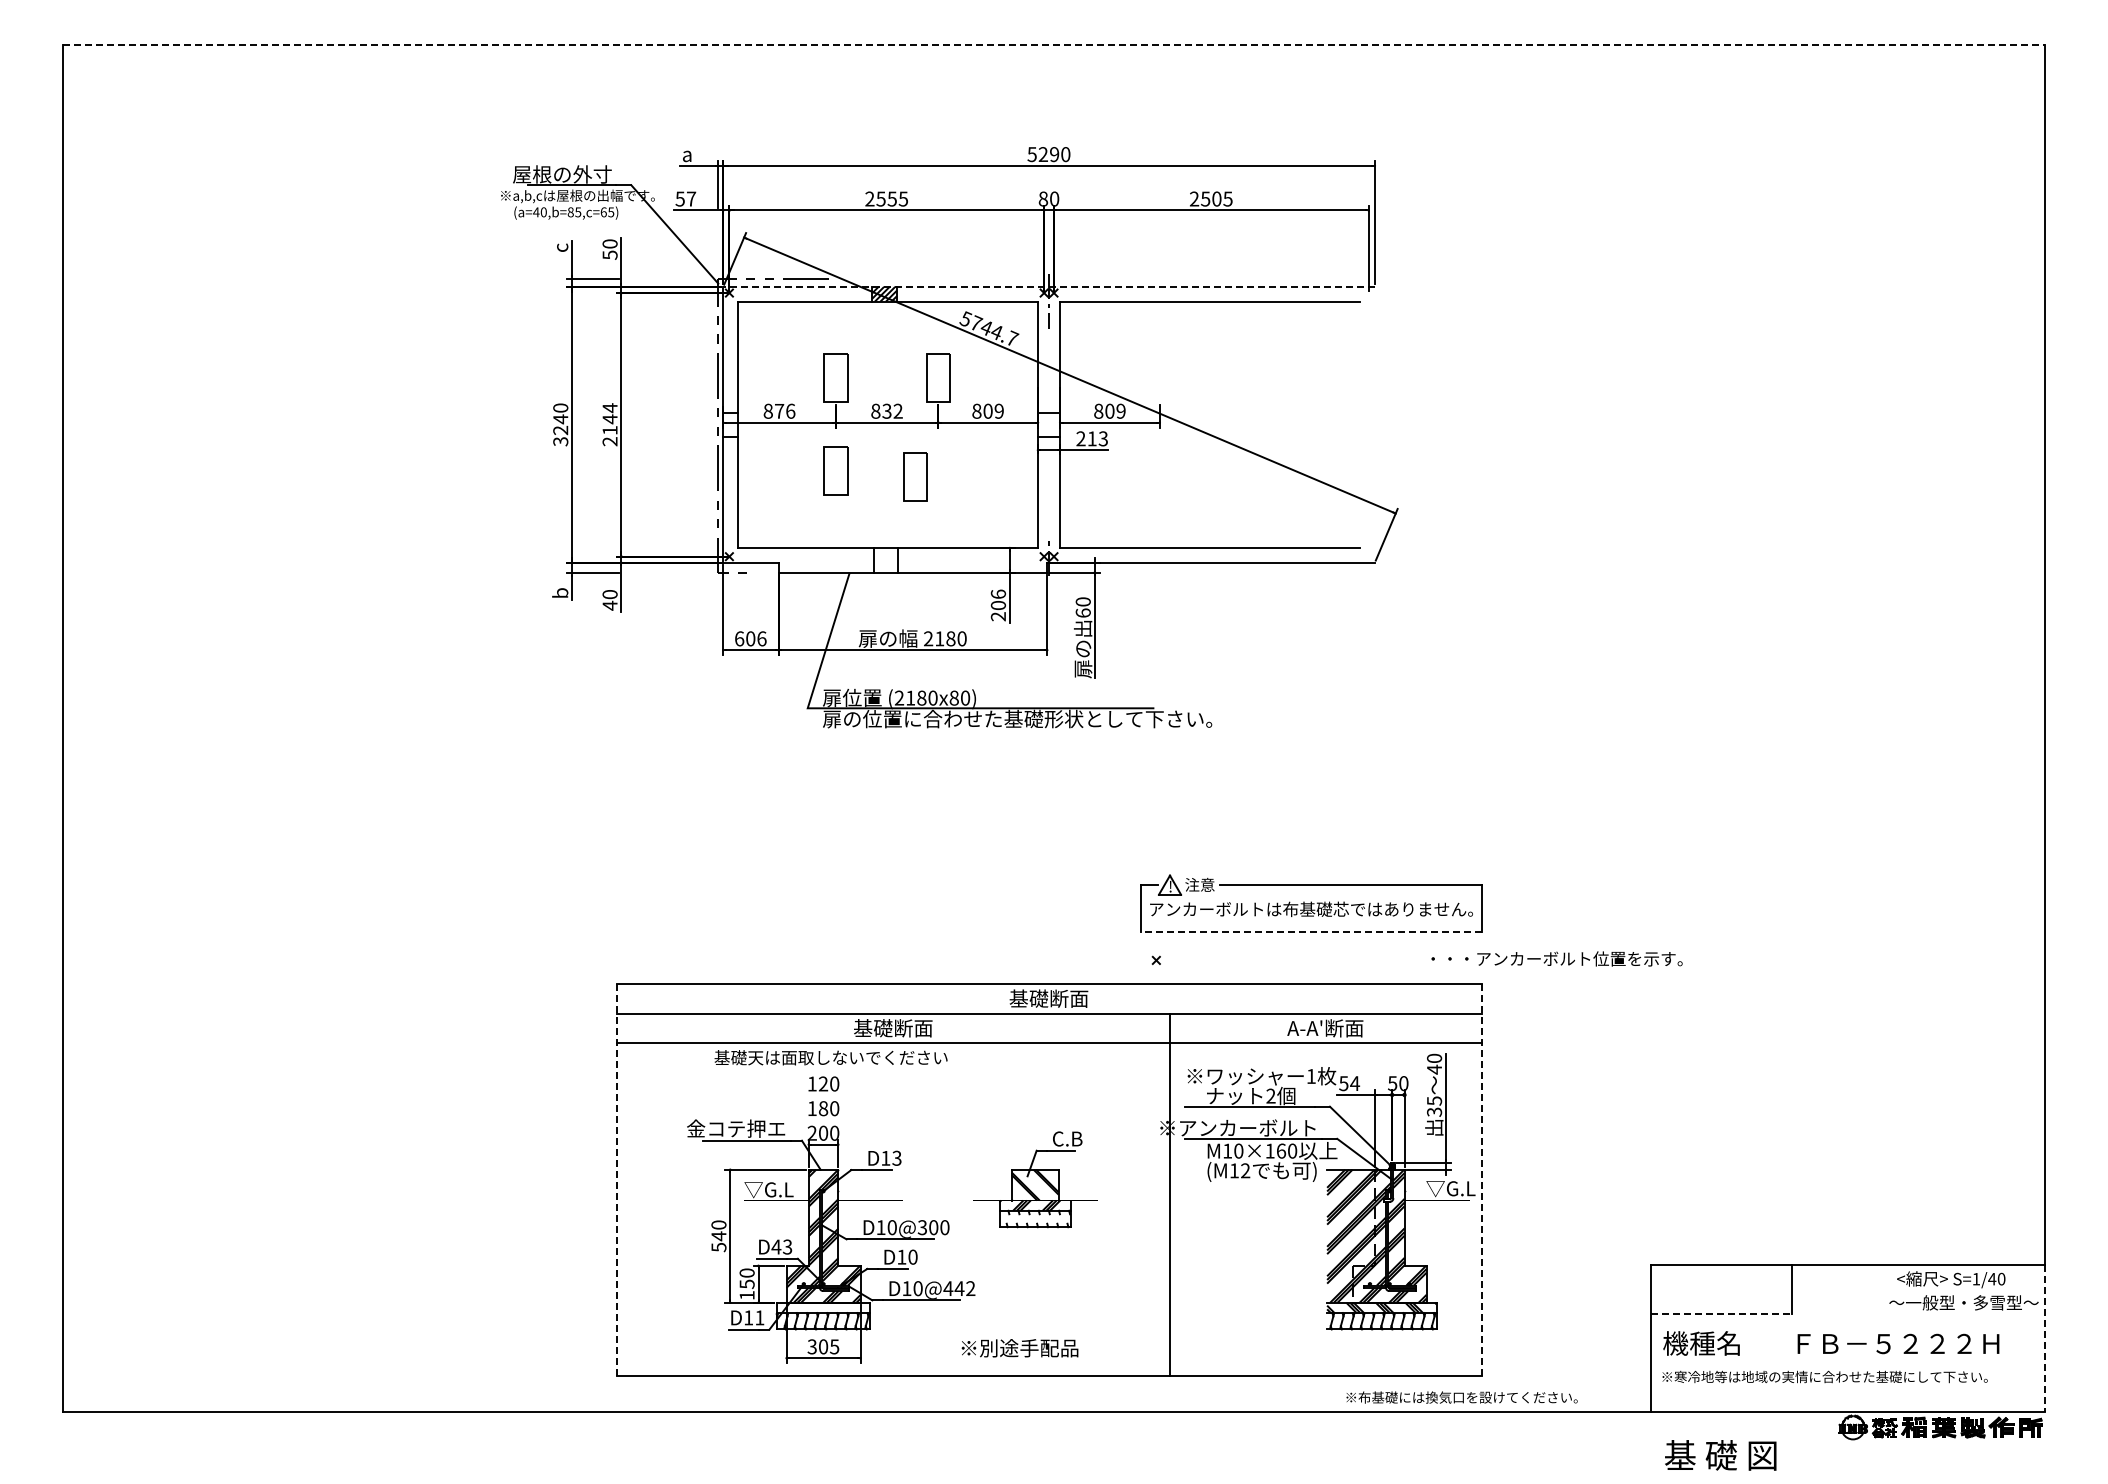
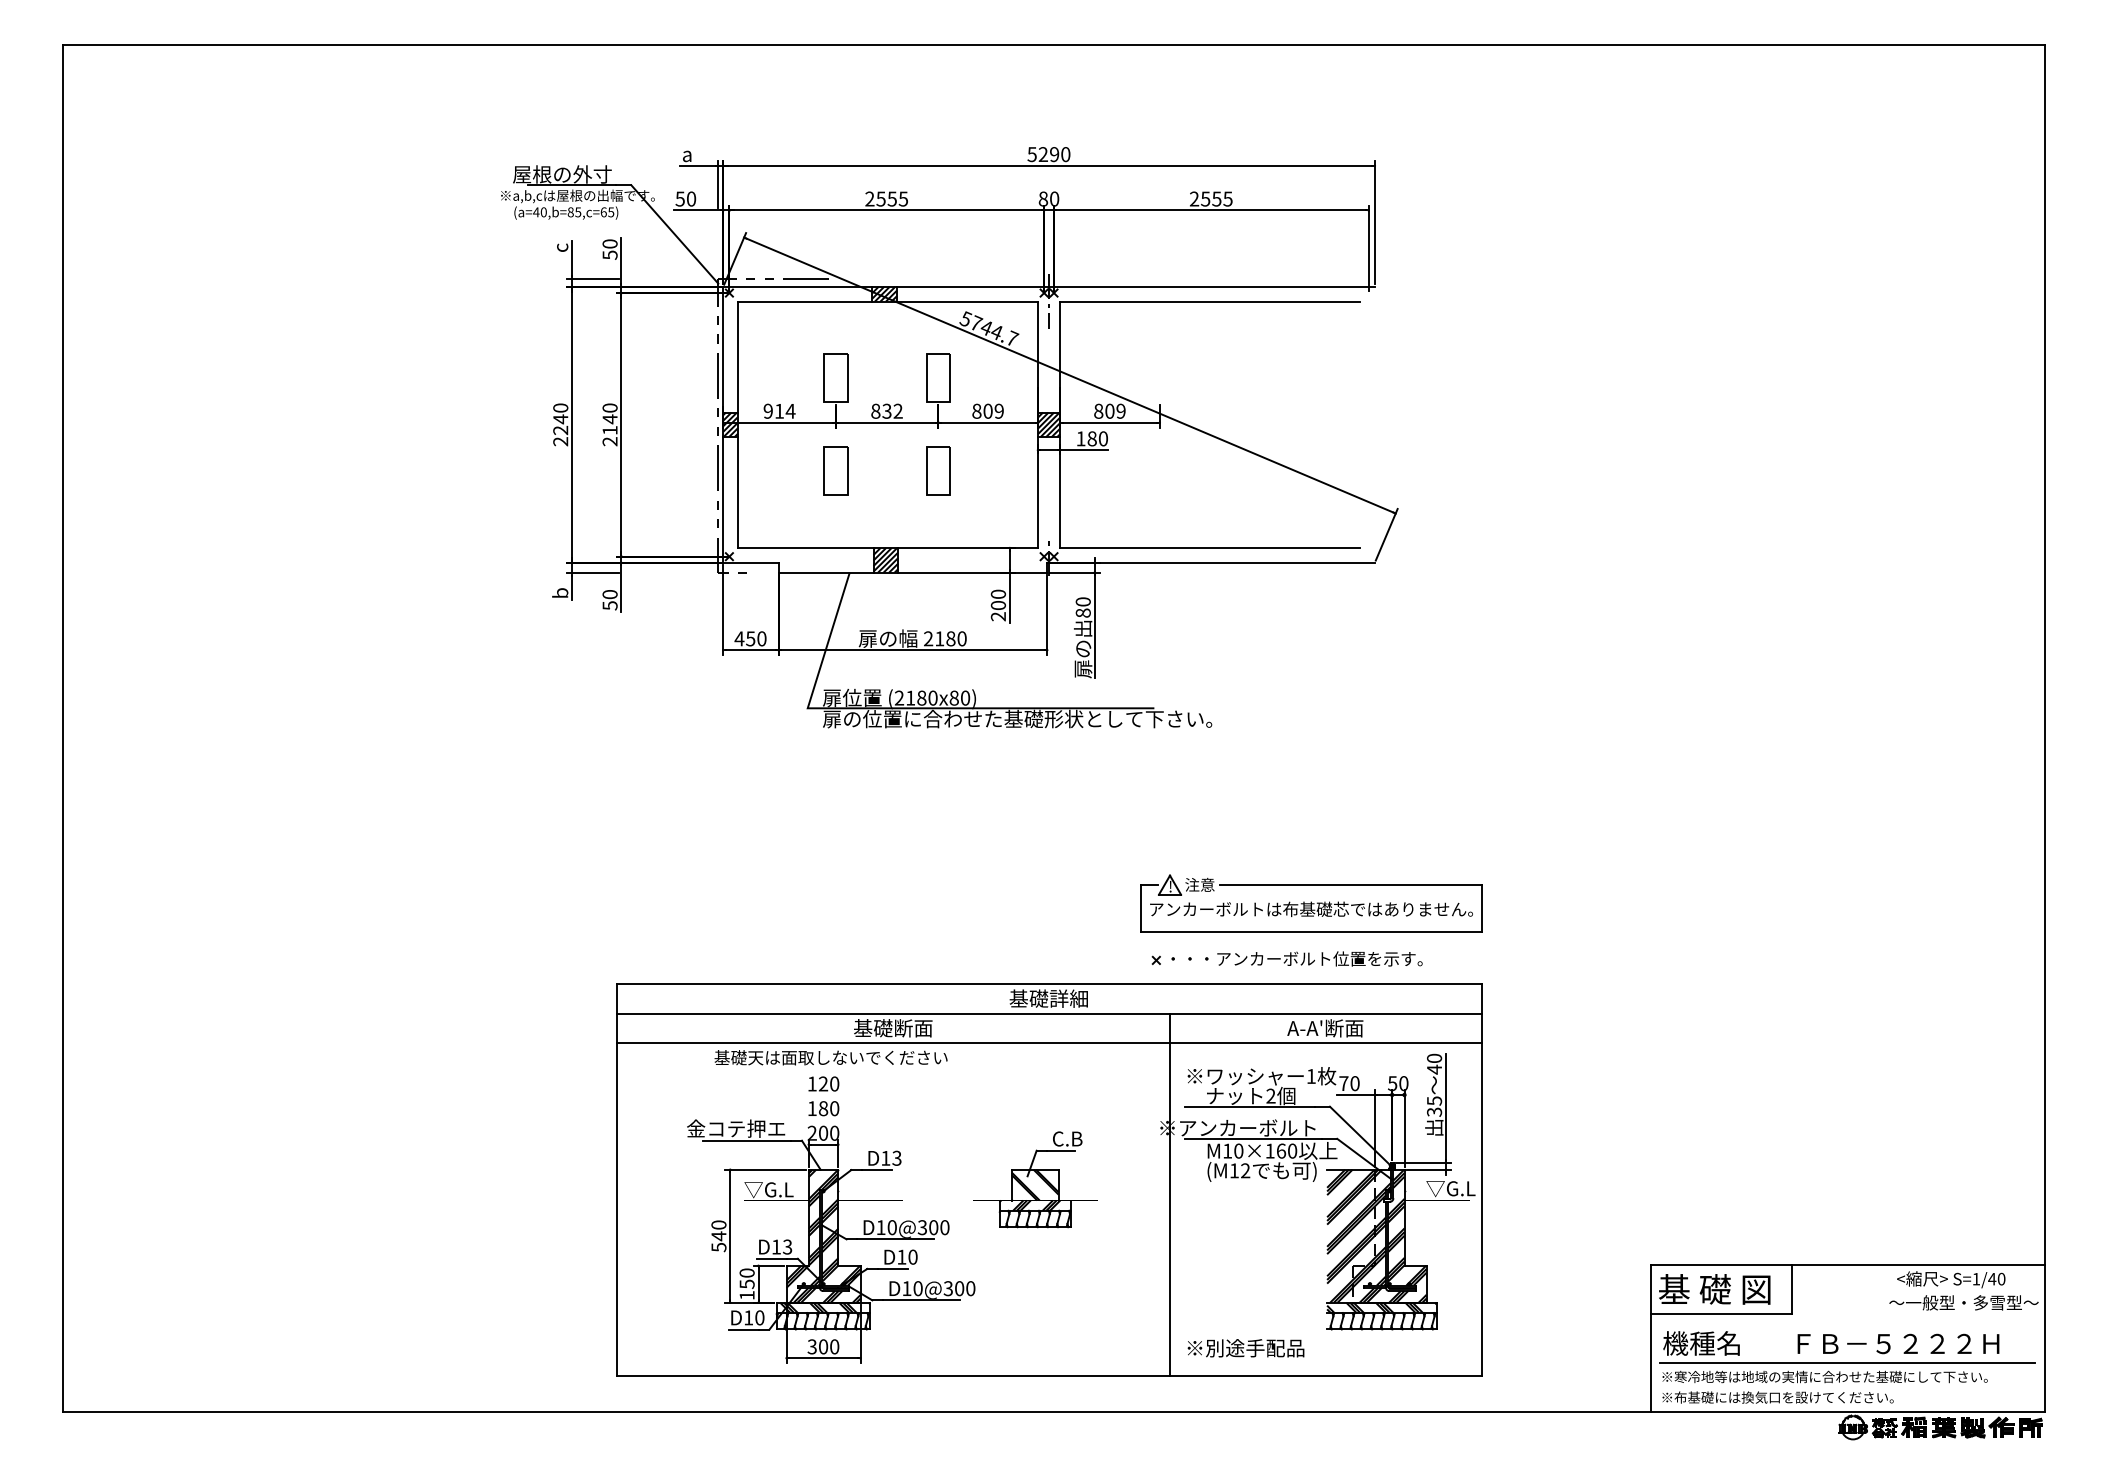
line: dashed -> solid (1054, 44)
text: 57 -> 50 (691, 198)
text: 2505 -> 2555 (1216, 198)
line: dashed -> solid (1049, 286)
text: 2144 -> 2140 (609, 408)
text: 876 -> 914 (779, 410)
hatch: none -> present (730, 424)
hatch: none -> present (1048, 424)
text: 213 -> 180 (1091, 438)
text: 3240 -> 2240 (560, 441)
part position: (915, 476) -> (938, 470) (938, 470)
hatch: none -> present (885, 560)
text: 206 -> 200 (998, 593)
text: 40 -> 50 (609, 605)
text: 60 -> 80 (1082, 612)
text: 606 -> 450 (750, 638)
line: dashed -> solid (1310, 932)
text position: (1556, 958) -> (1296, 958) (1296, 958)
text: 基礎断面 -> 基礎詳細 (1068, 998)
text: 54 -> 70 (1349, 1083)
line: dashed -> solid (616, 1179)
line: dashed -> solid (1481, 1179)
hatch: none -> present (1034, 1218)
text: D43 -> D13 (776, 1246)
text: D10@442 -> D10@300 (959, 1288)
hatch: none -> present (825, 1307)
line: dashed -> solid (1721, 1313)
text: D11 -> D10 (759, 1317)
line: dashed -> solid (2044, 1338)
text: 305 -> 300 (834, 1346)
text position: (1019, 1348) -> (1245, 1348) (1245, 1348)
line: none -> present (1847, 1363)
text position: (1461, 1397) -> (1777, 1397) (1777, 1397)
text position: (1720, 1455) -> (1714, 1289) (1714, 1289)
